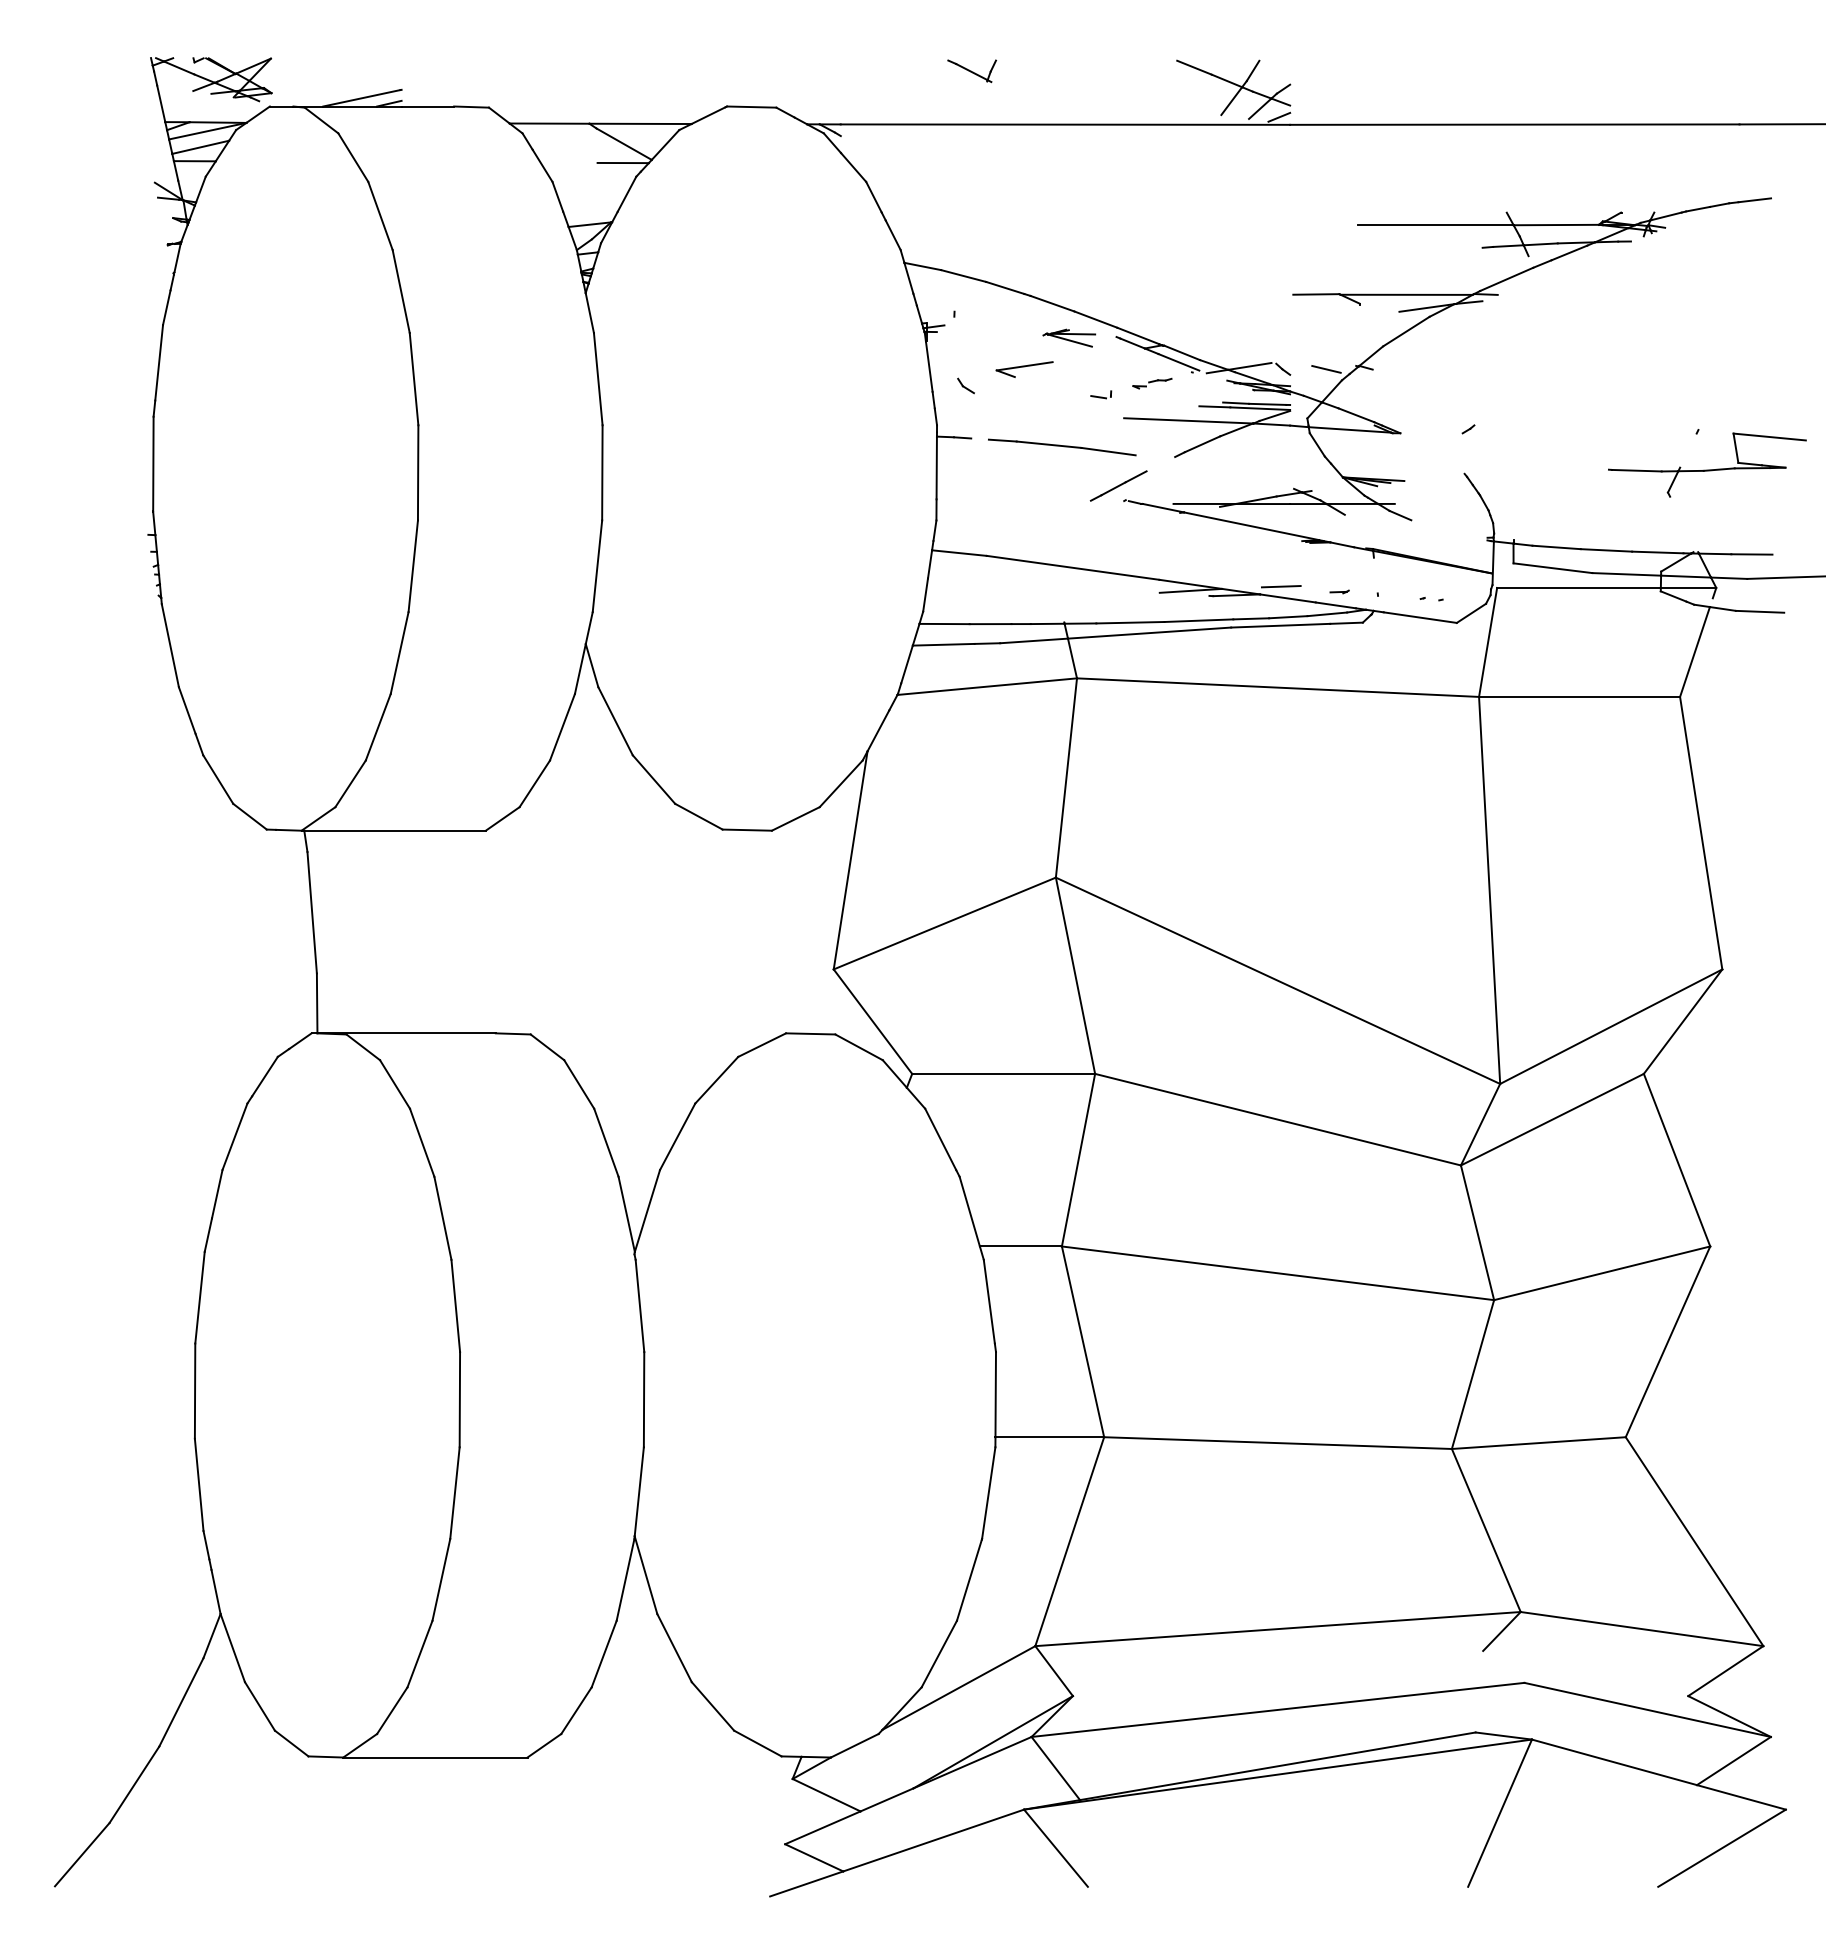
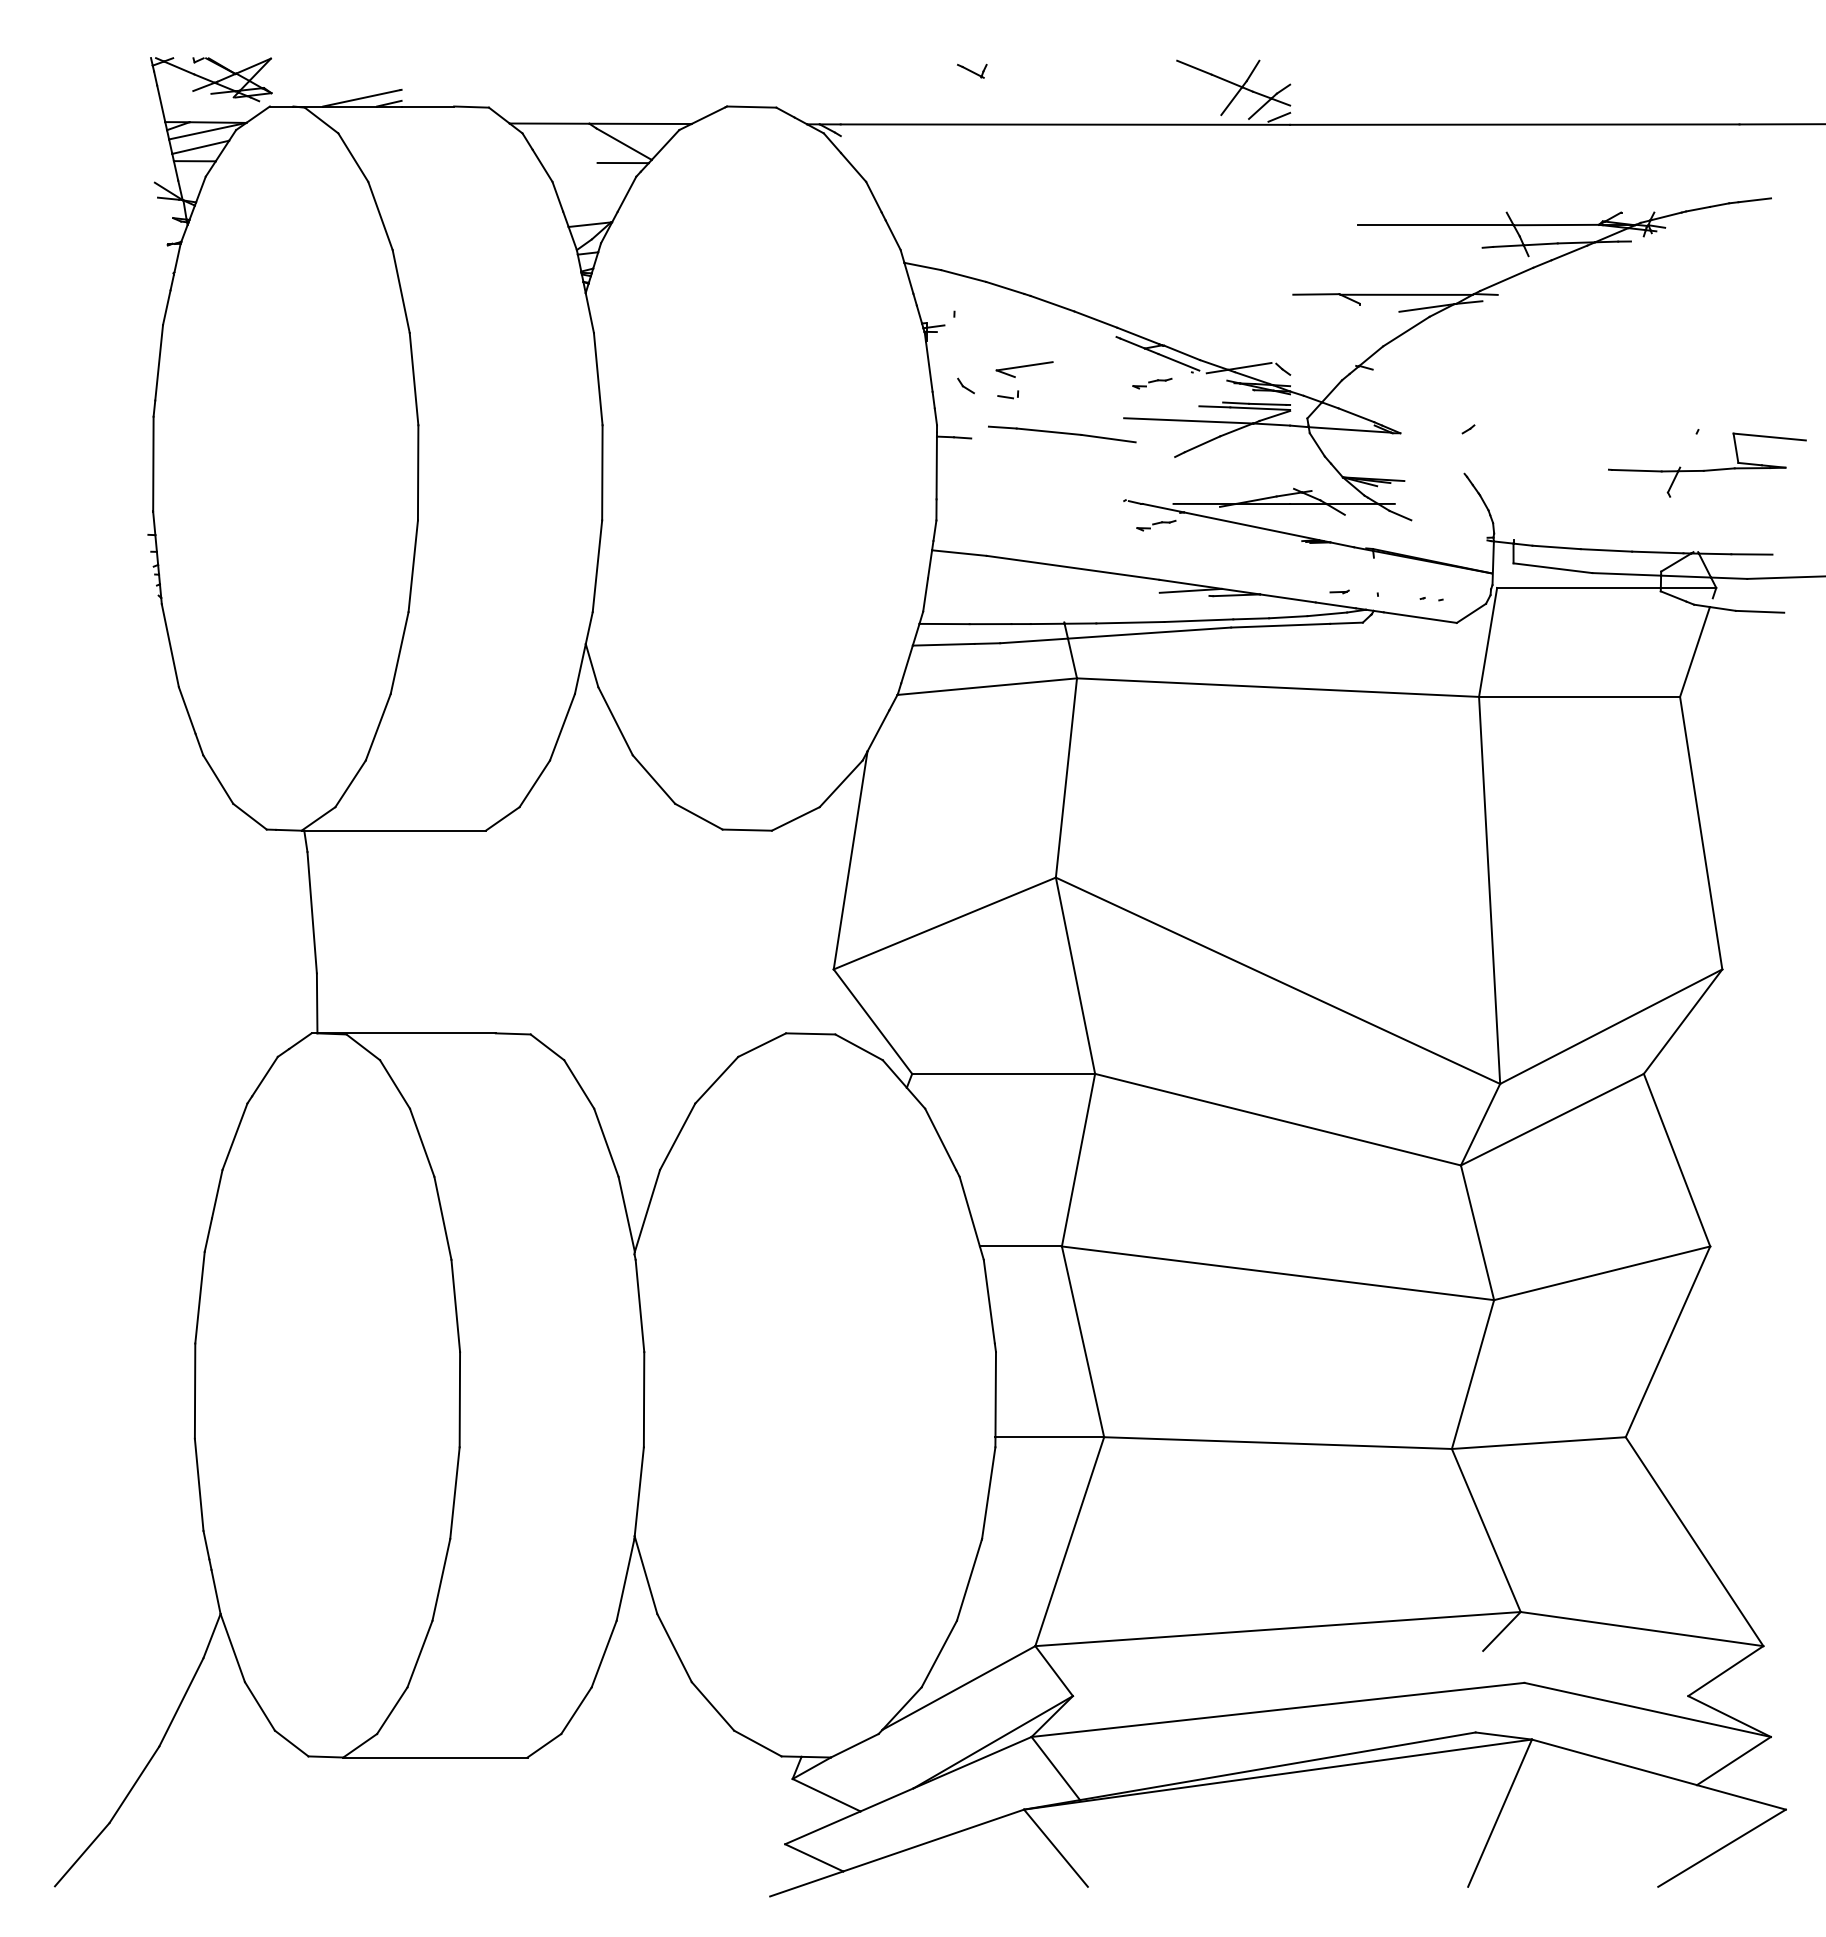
part size: 51x25 px -> 31x16 px (972, 70)
part: present -> none (1069, 337)
line: present -> none (1326, 369)
part position: (1101, 394) -> (1008, 394) (1008, 394)
part position: (1062, 447) -> (1062, 434) (1062, 434)
line: present -> none (1118, 485)
part: none -> present (1156, 525)
line: present -> none (1280, 586)
